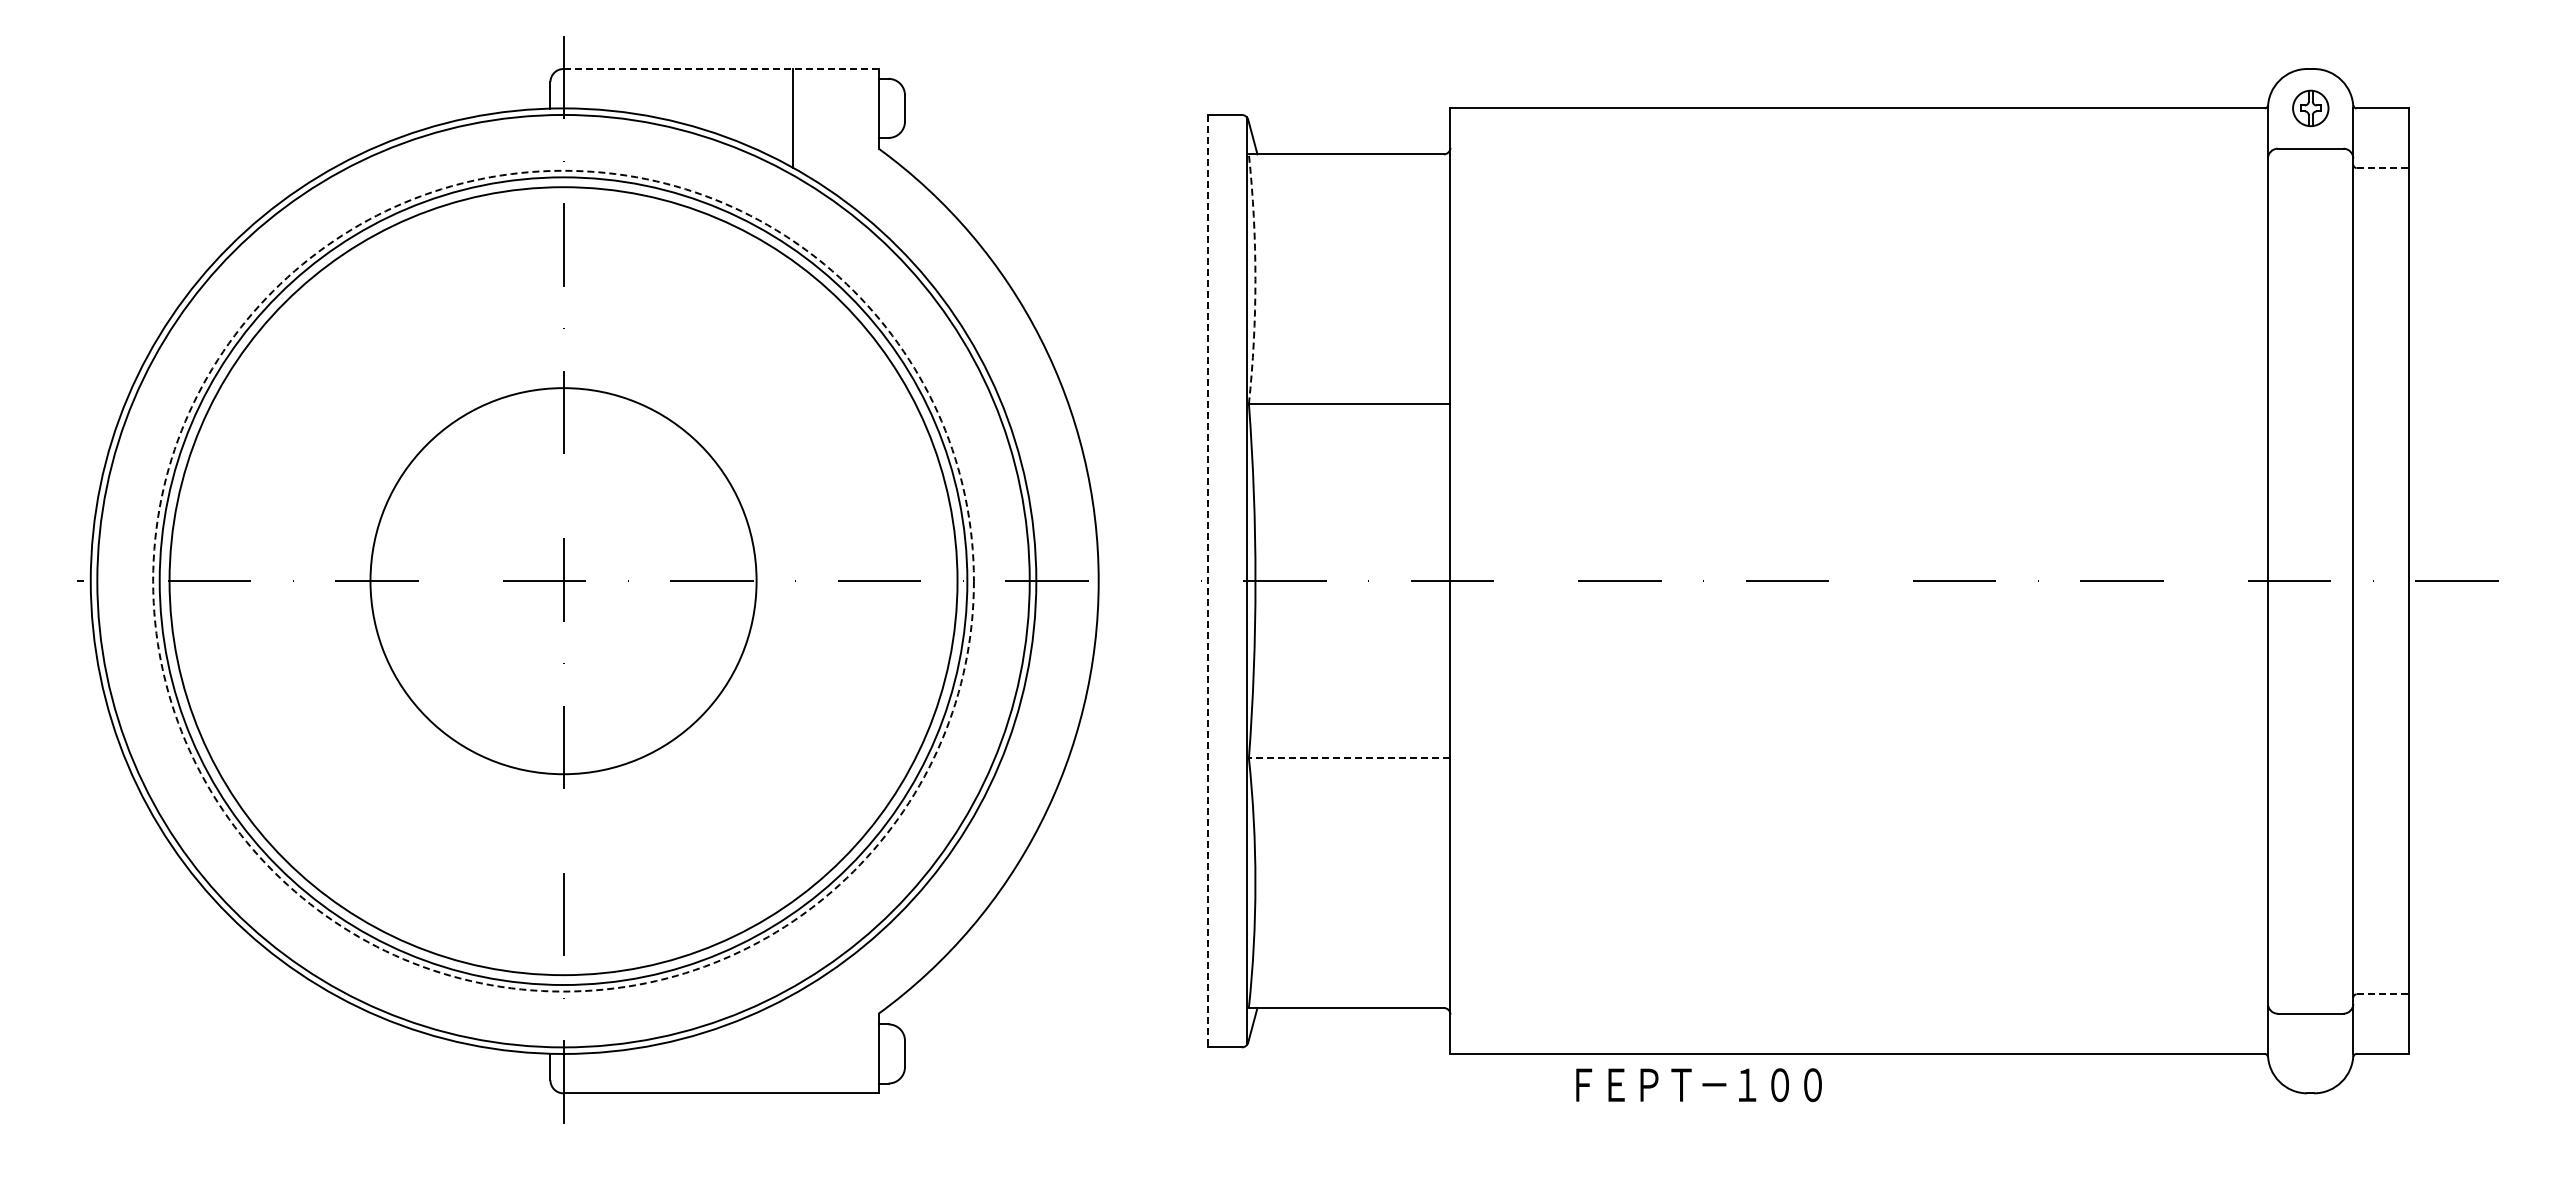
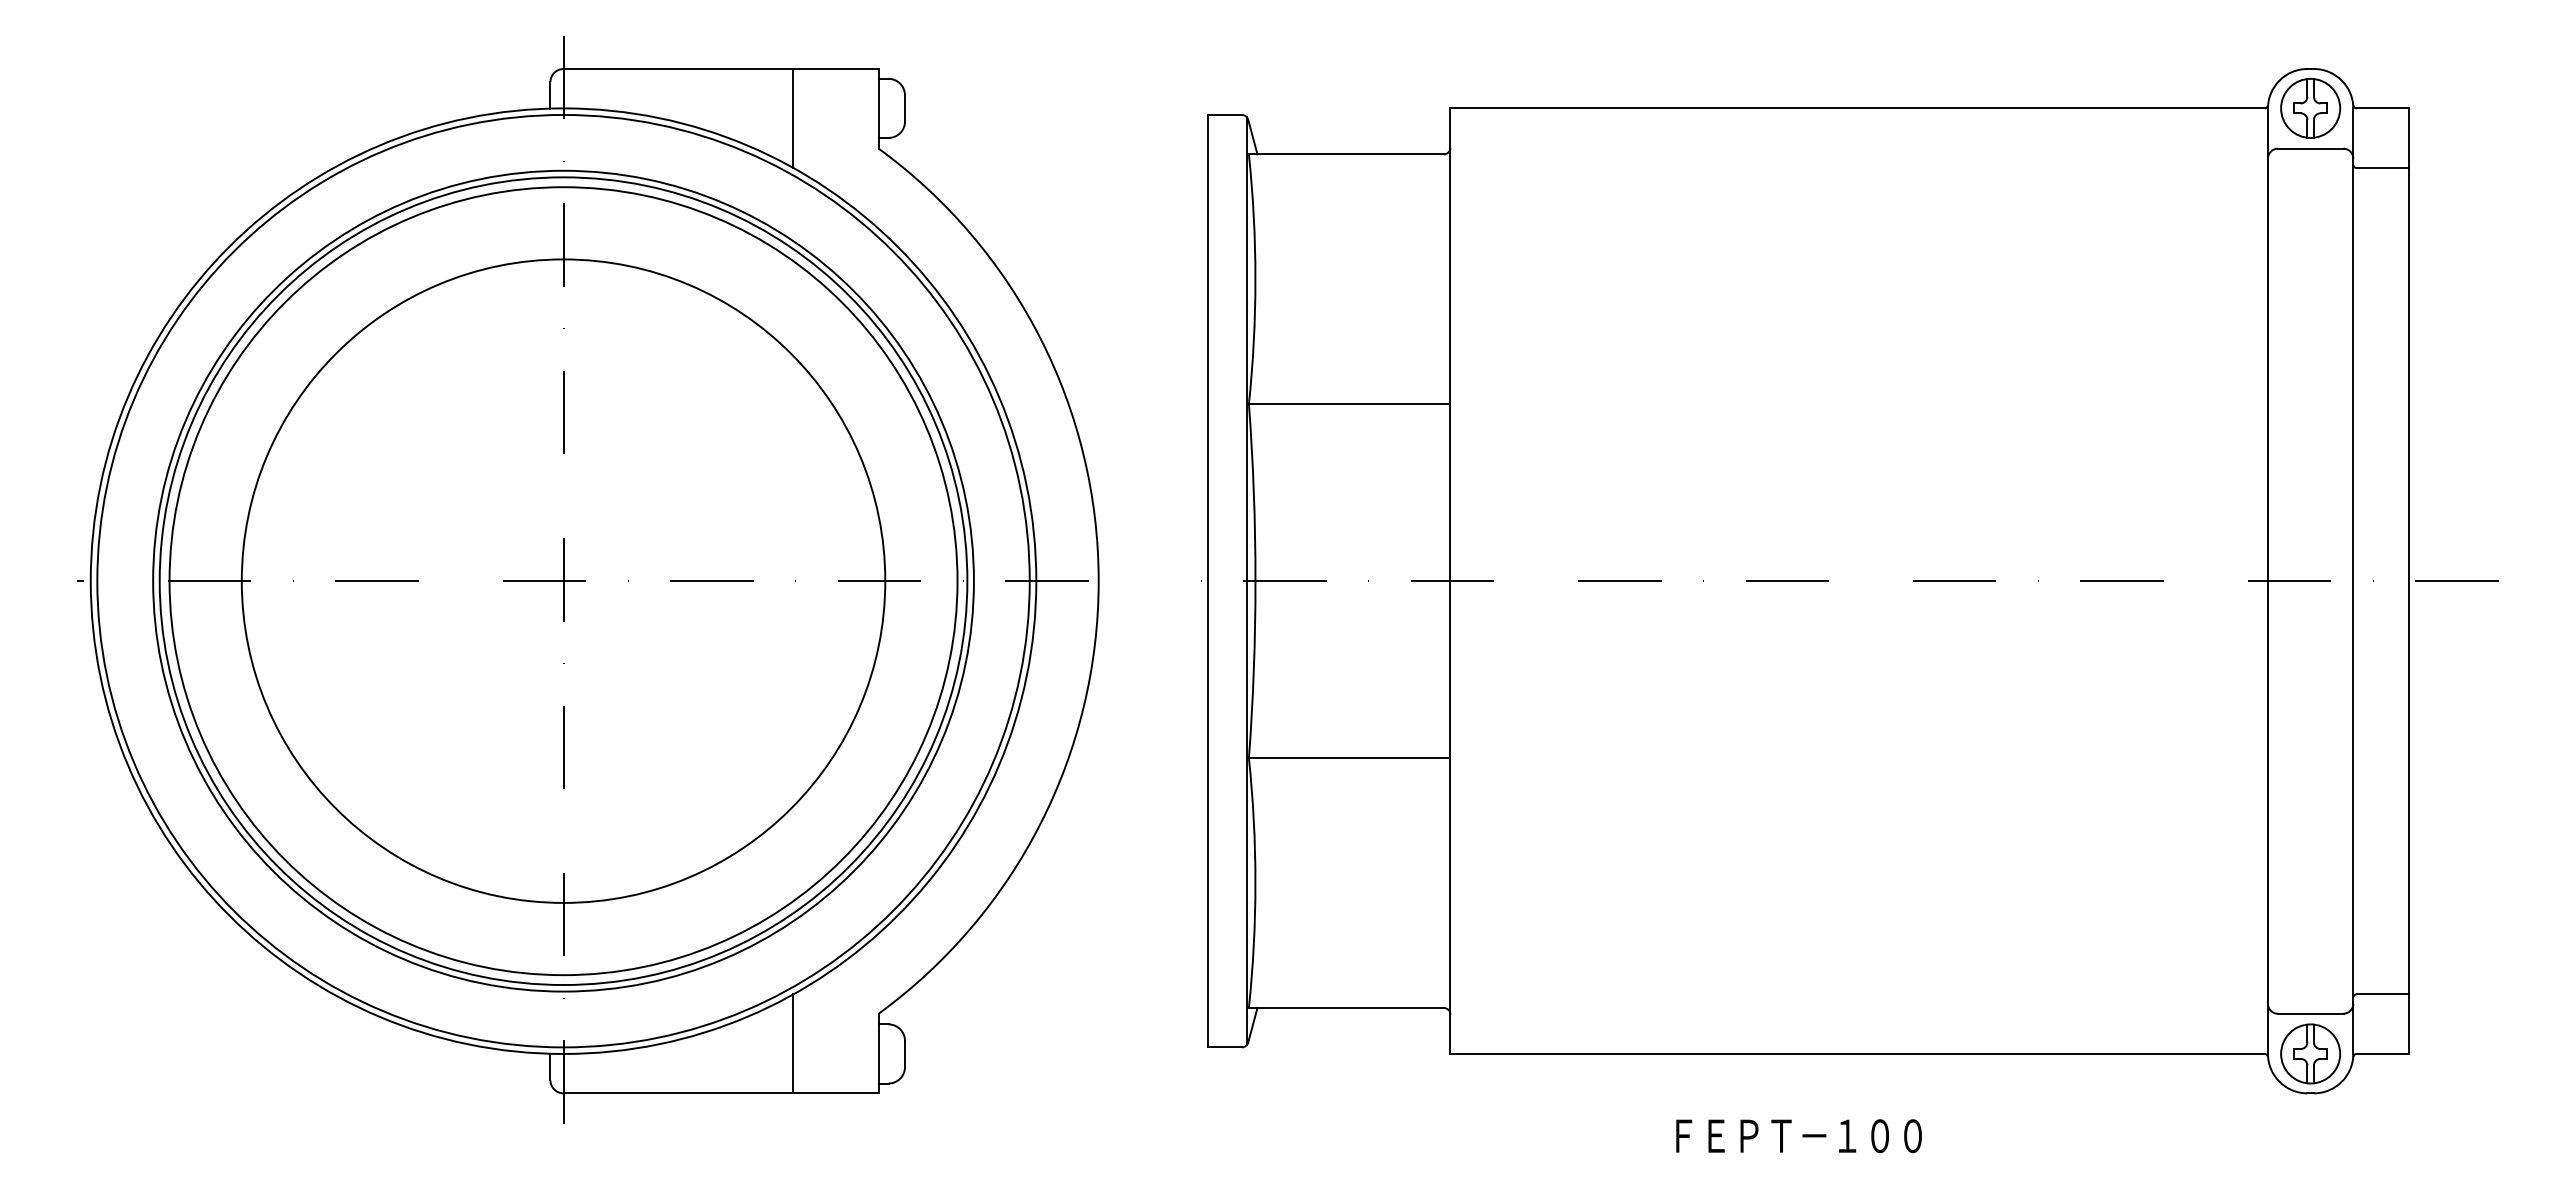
line: dashed -> solid (721, 69)
part size: 38x38 px -> 62x61 px (2310, 108)
line: dashed -> solid (2383, 168)
arc: dashed -> solid (1255, 279)
circle: dashed -> solid (563, 580)
circle diameter: 386 px -> 644 px (563, 580)
line: dashed -> solid (1207, 581)
line: dashed -> solid (1349, 758)
line: dashed -> solid (2383, 994)
line: none -> present (793, 1043)
part: none -> present (2310, 1053)
text position: (1698, 1085) -> (1798, 1136) (1798, 1136)
